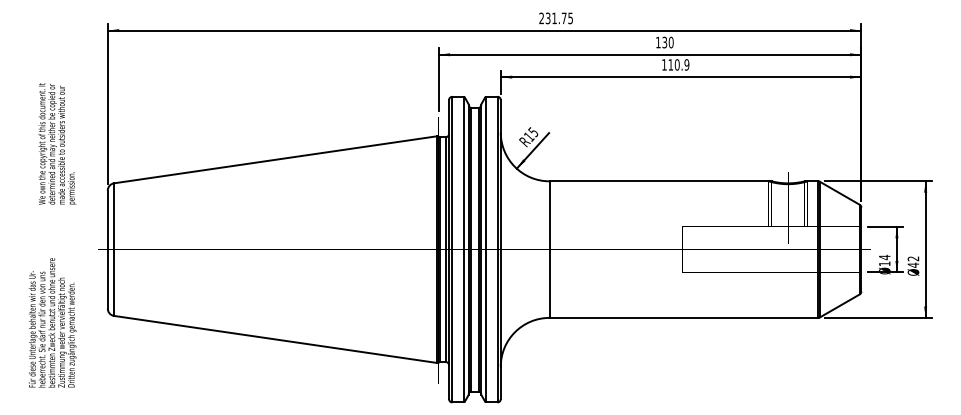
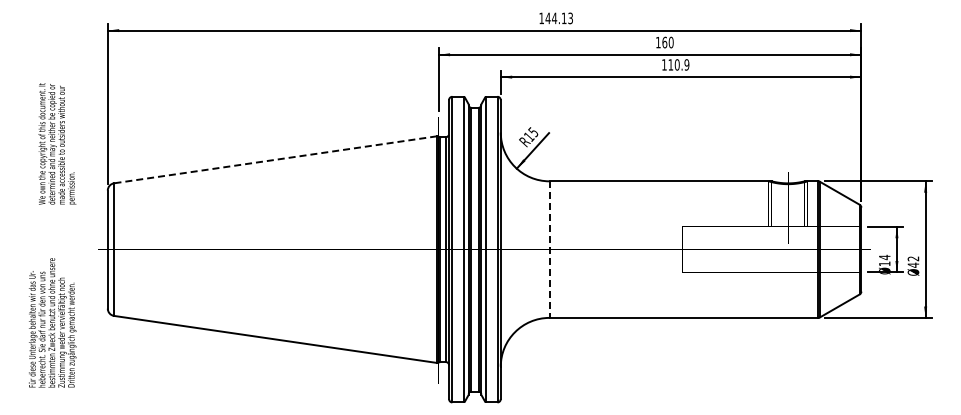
text: 231.75 -> 144.13 (555, 18)
text: 130 -> 160 (664, 42)
line: solid -> dashed (275, 159)
line: solid -> dashed (549, 250)
